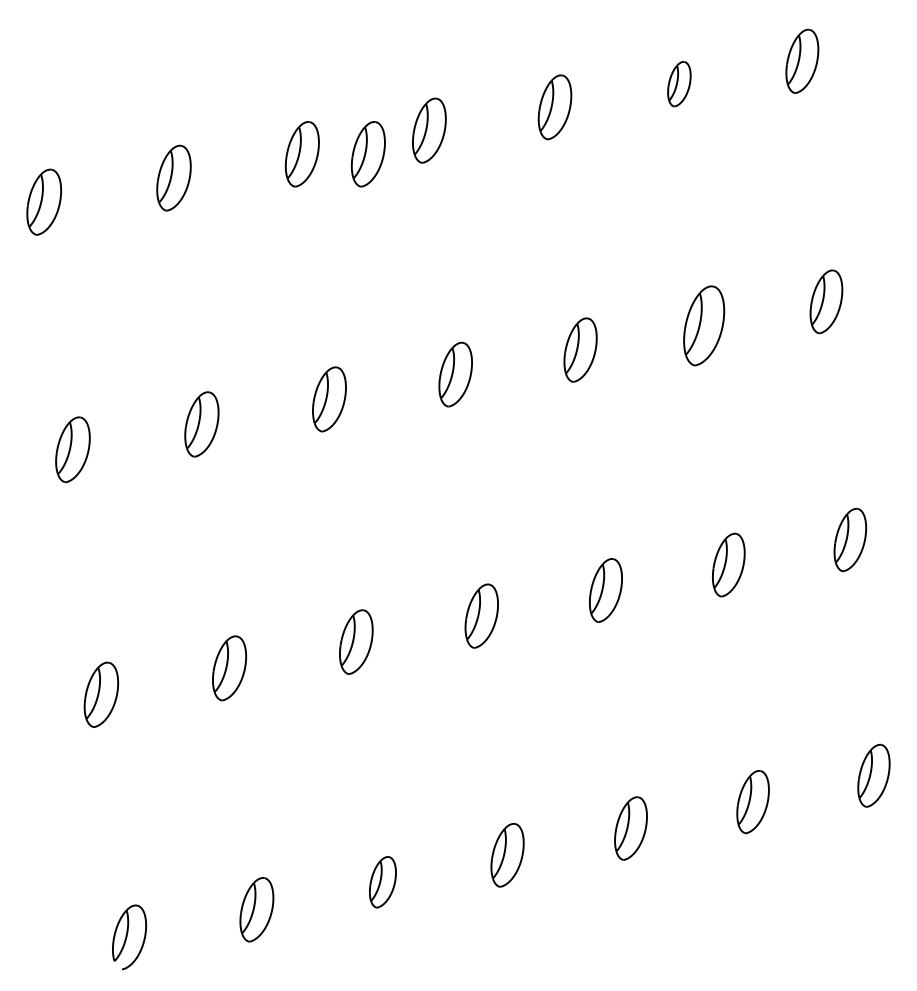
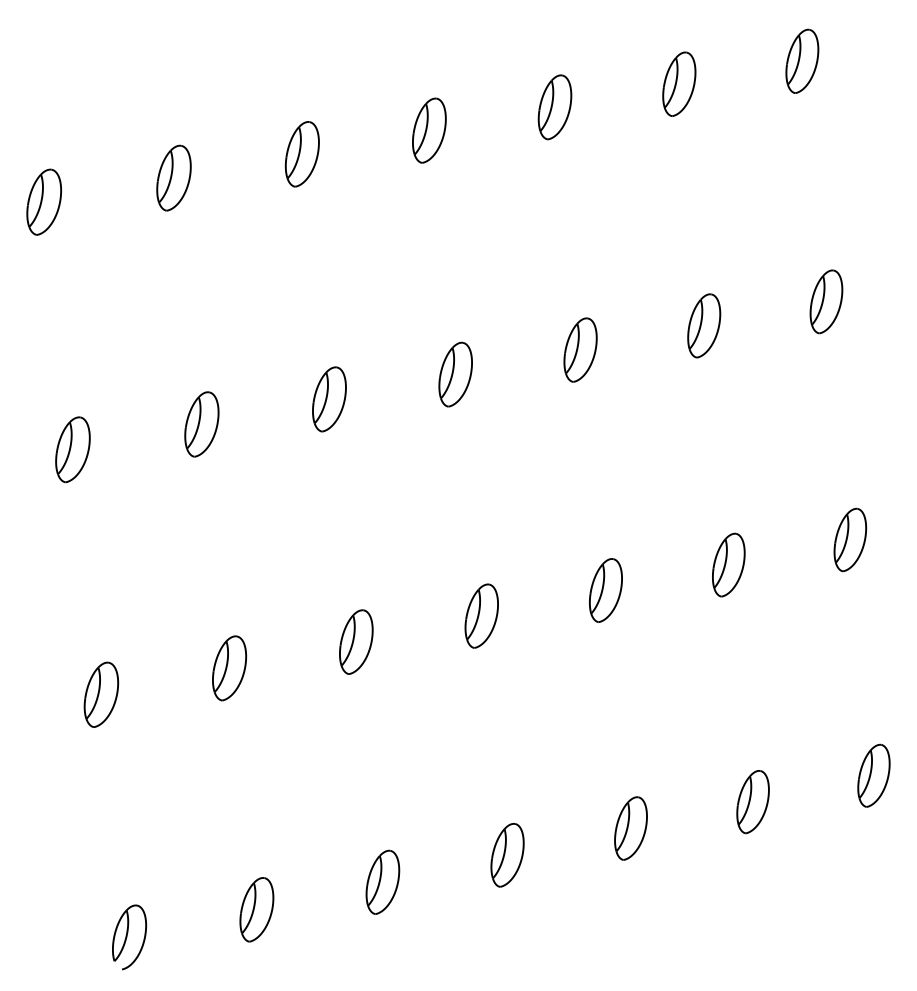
part size: 25x47 px -> 35x66 px (679, 83)
part: present -> none (367, 154)
part size: 43x82 px -> 35x66 px (704, 325)
part size: 28x53 px -> 36x66 px (382, 881)
